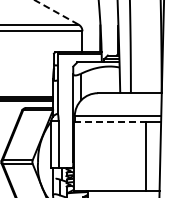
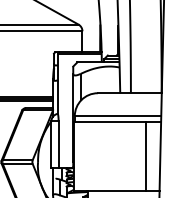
line: dashed -> solid (56, 12)
line: dashed -> solid (110, 122)
